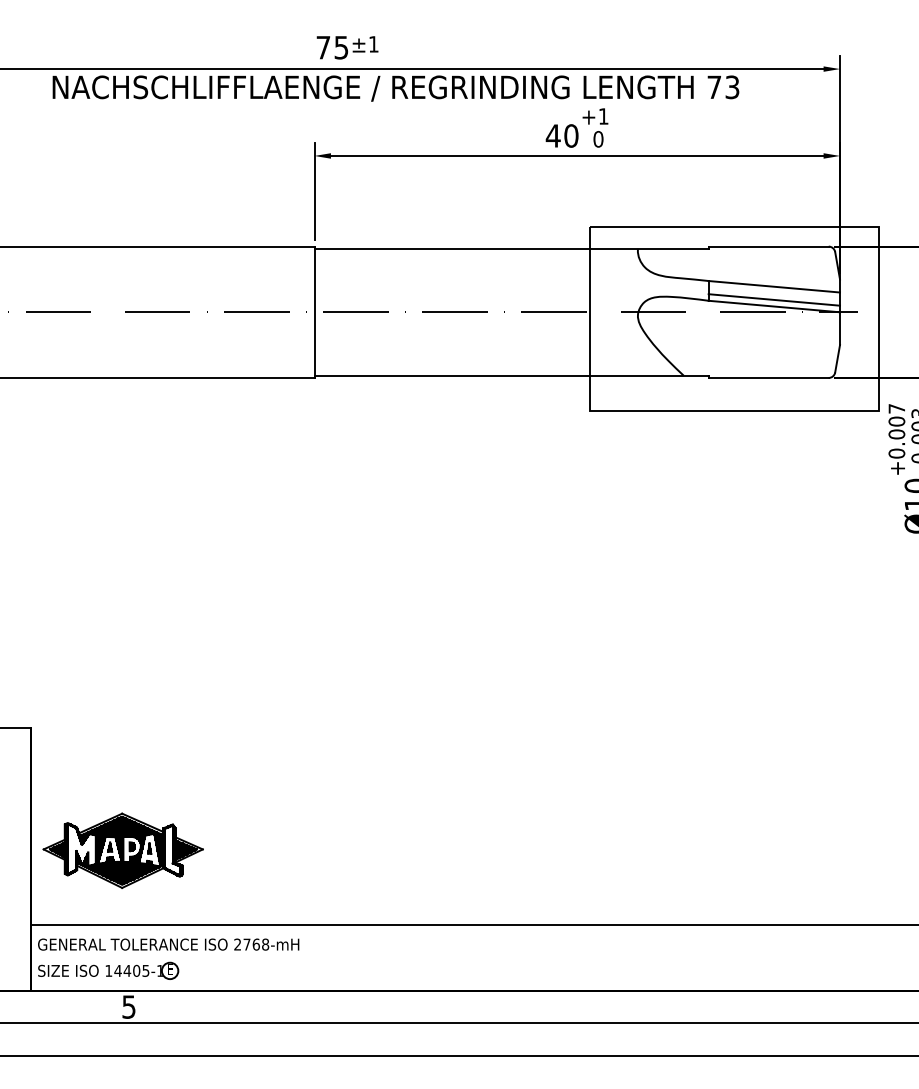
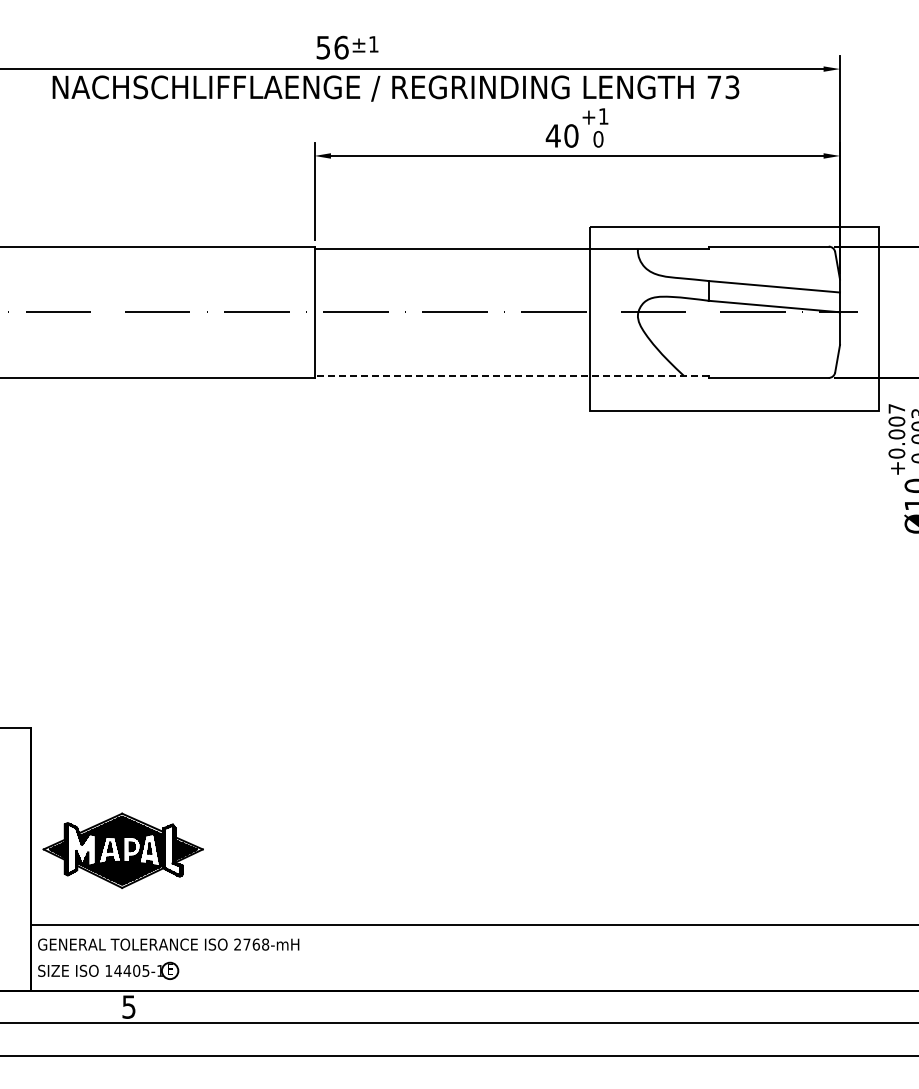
text: 75 -> 56 (332, 47)
line: present -> none (774, 299)
line: solid -> dashed (511, 375)
